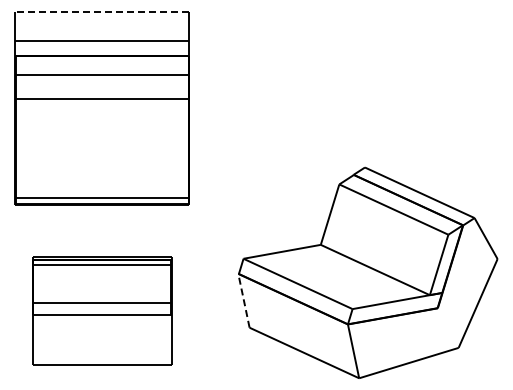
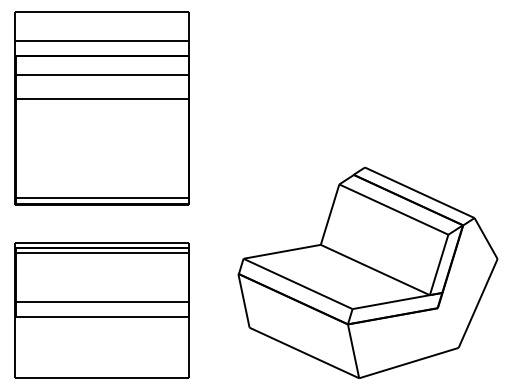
line: dashed -> solid (102, 11)
line: dashed -> solid (243, 300)
part size: 141x110 px -> 176x137 px (101, 310)
